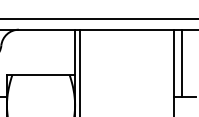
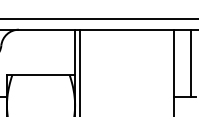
line position: (181, 63) -> (190, 63) (190, 63)
